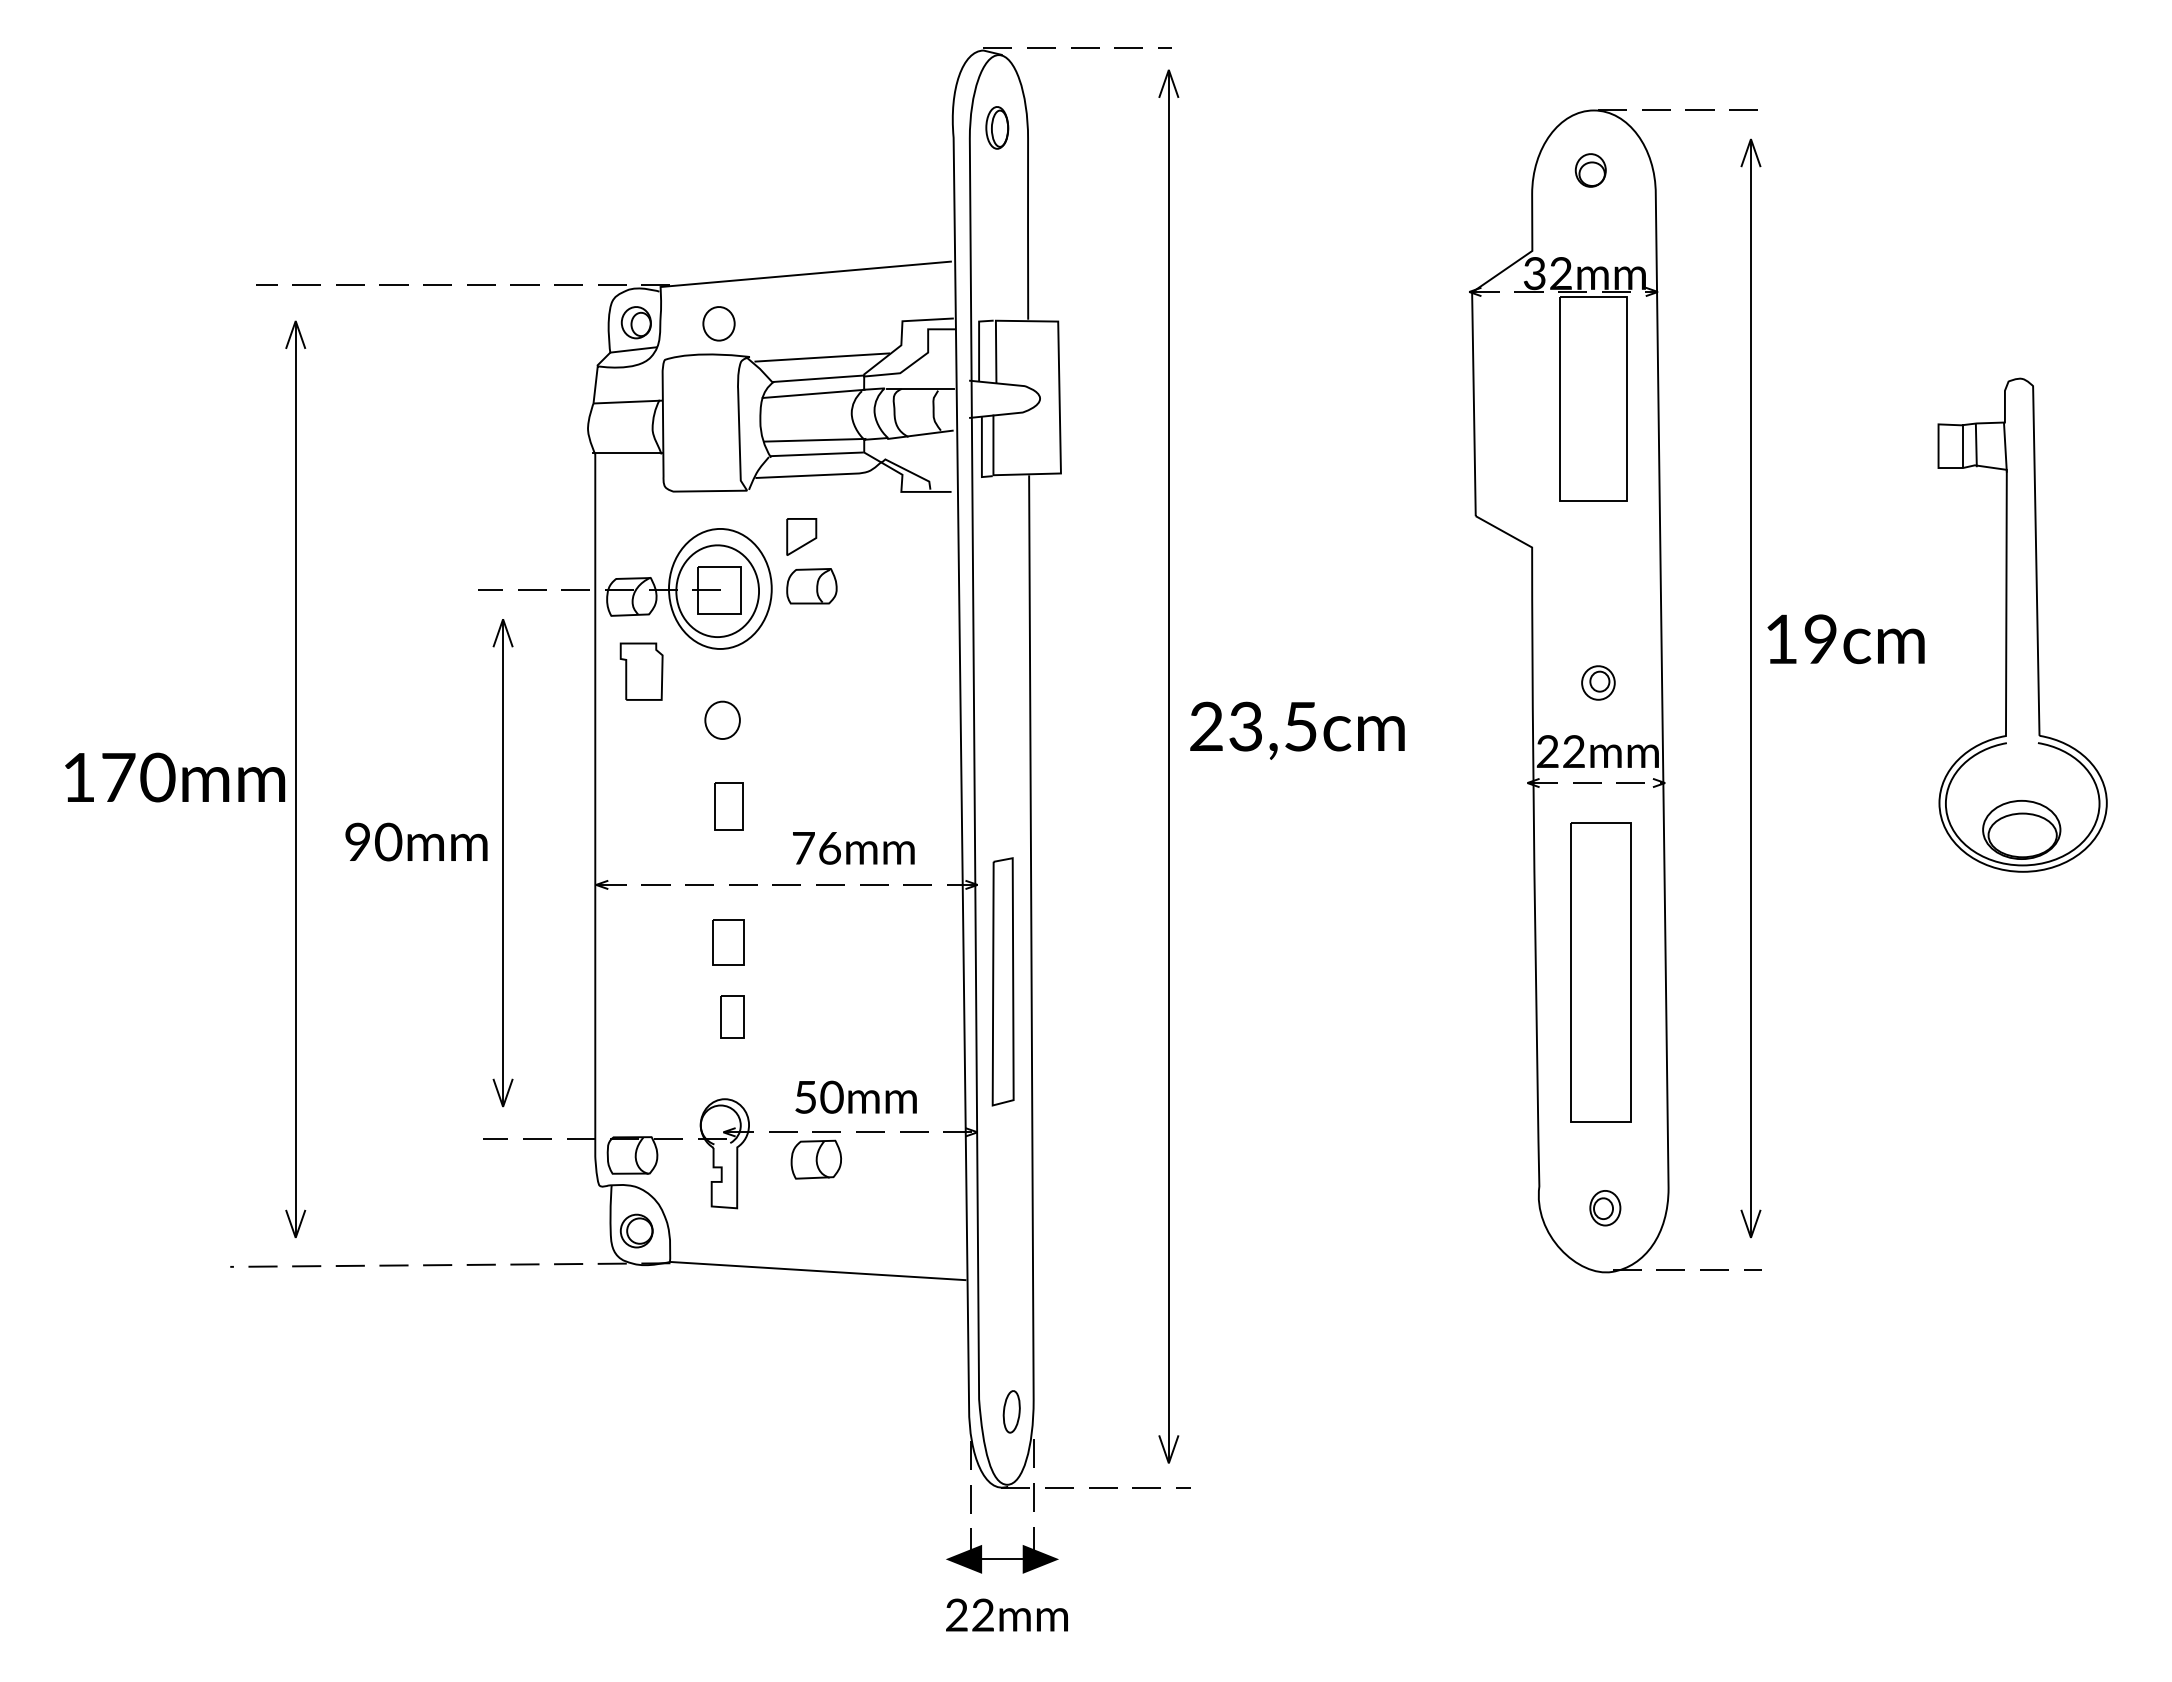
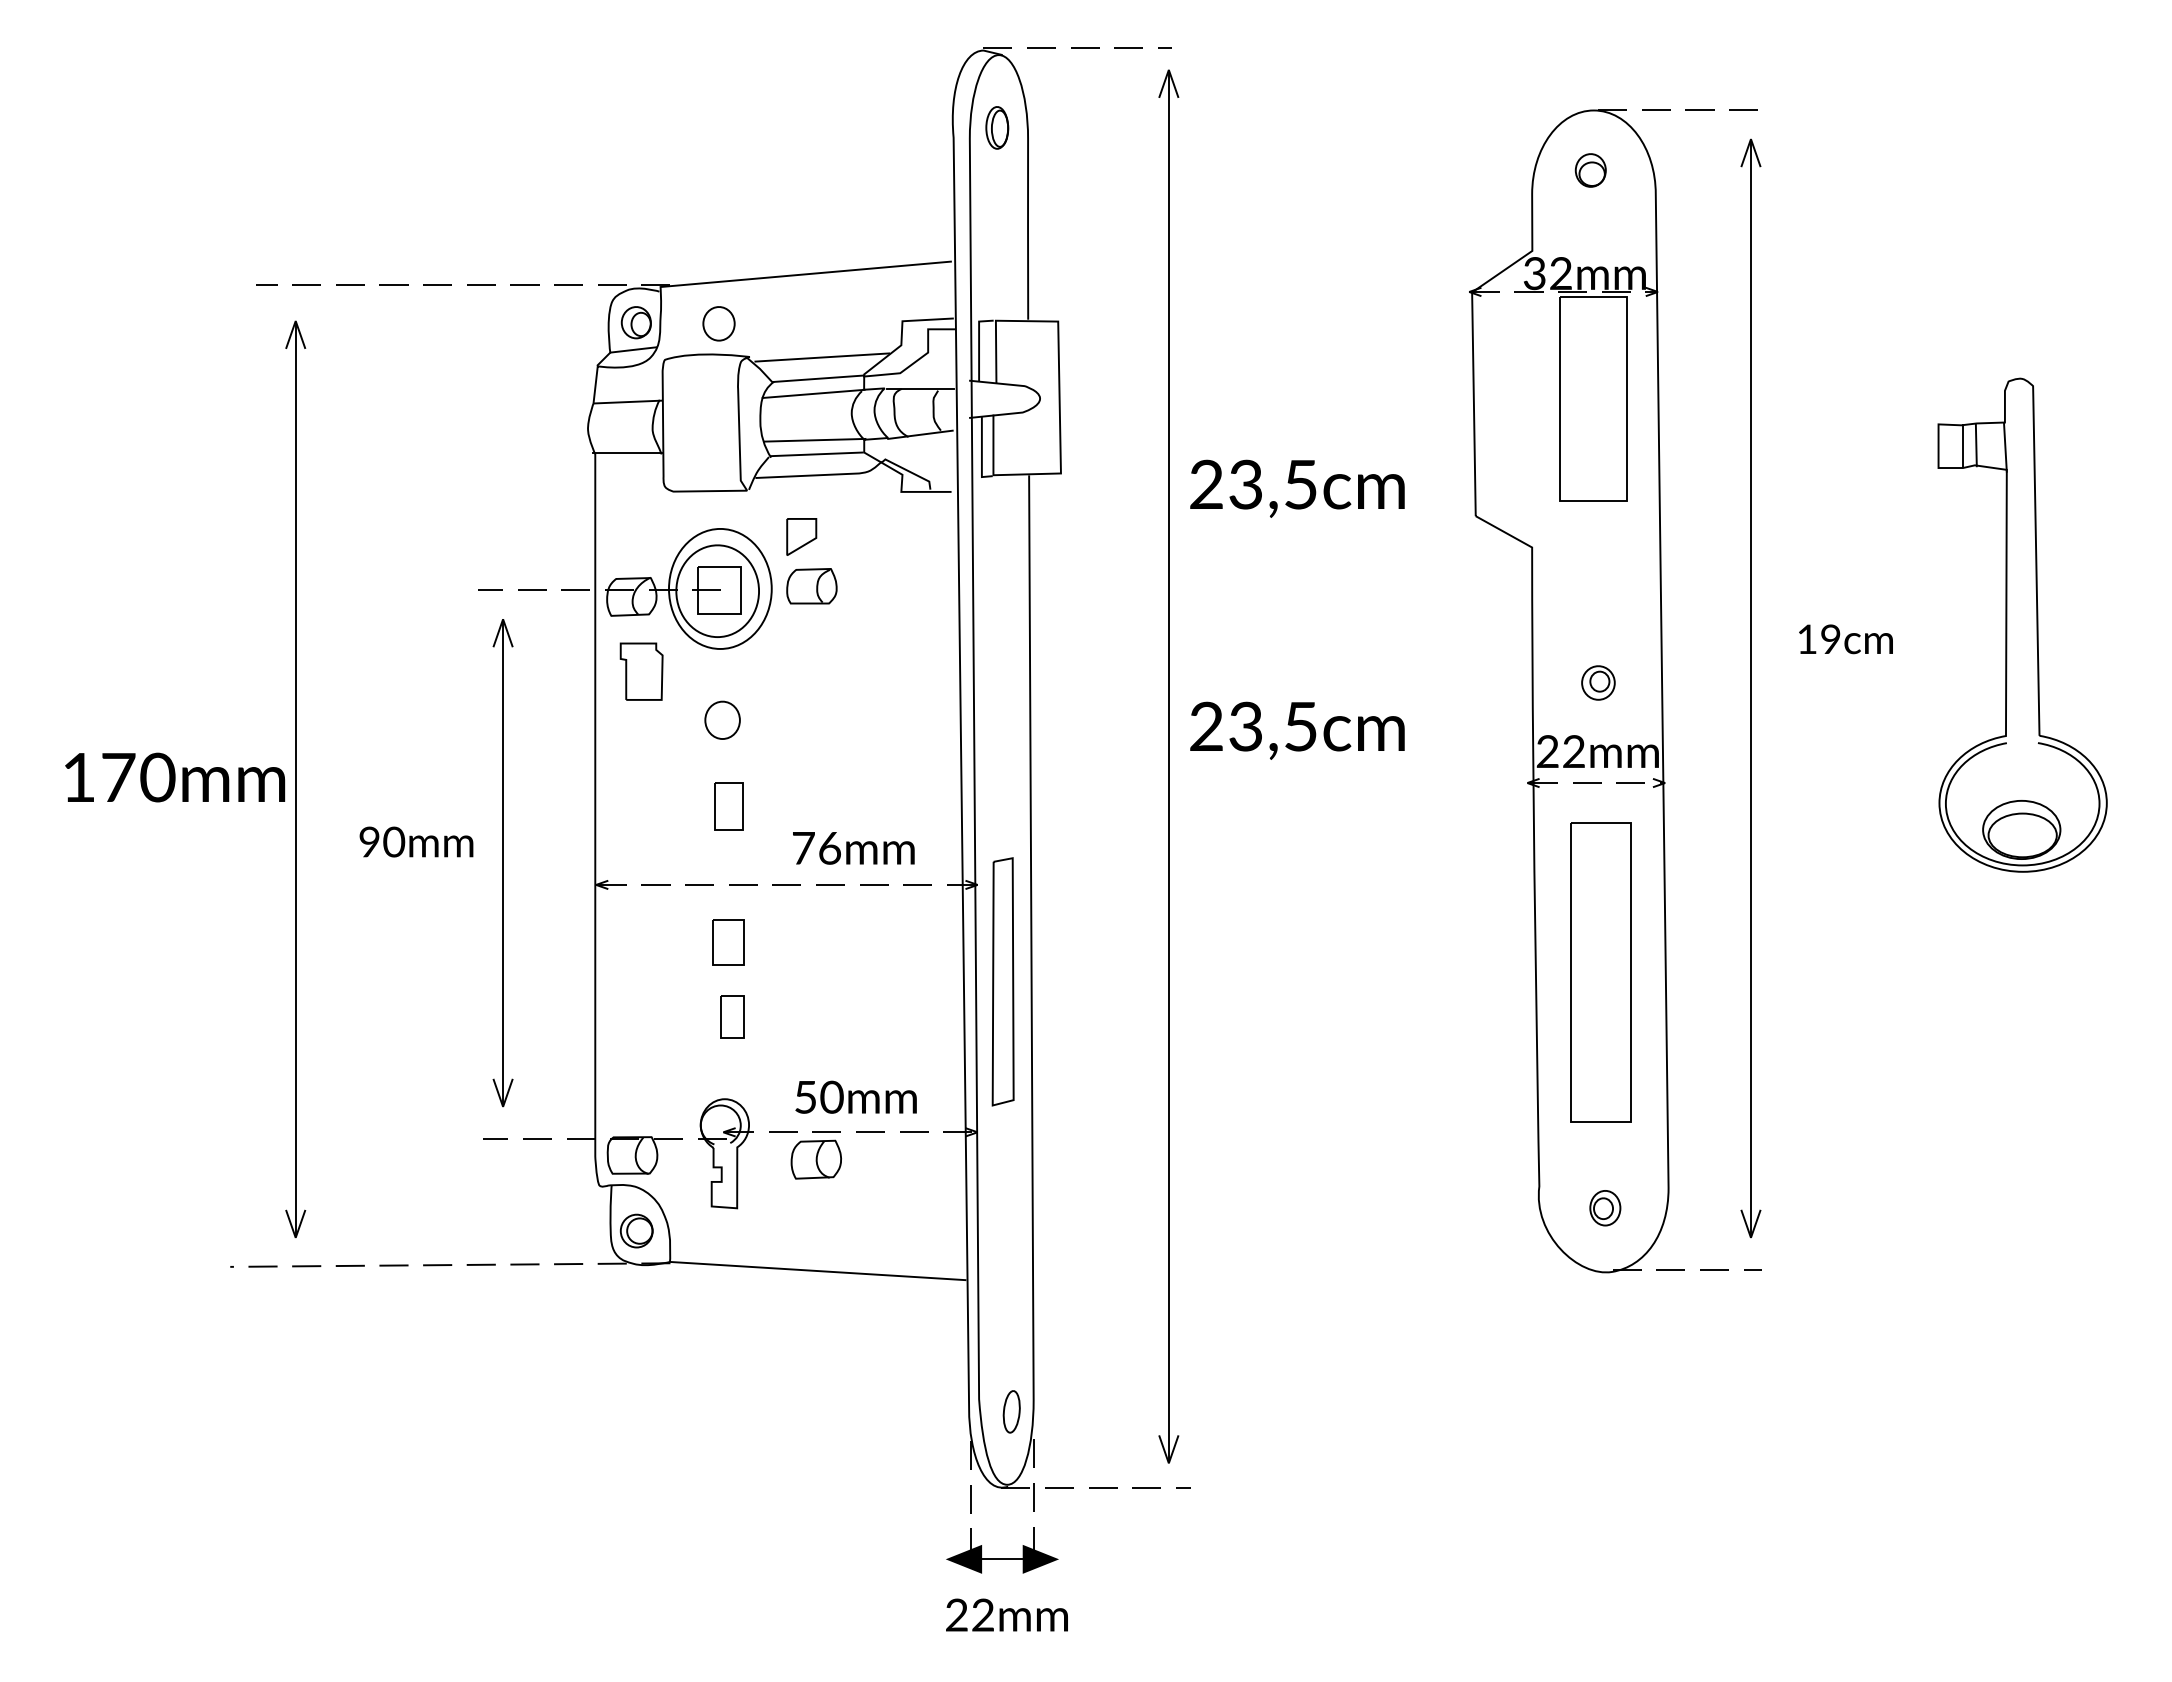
part: none -> present (1297, 488)
part size: 158x51 px -> 94x31 px (1845, 639)
part size: 143x40 px -> 115x32 px (416, 841)
